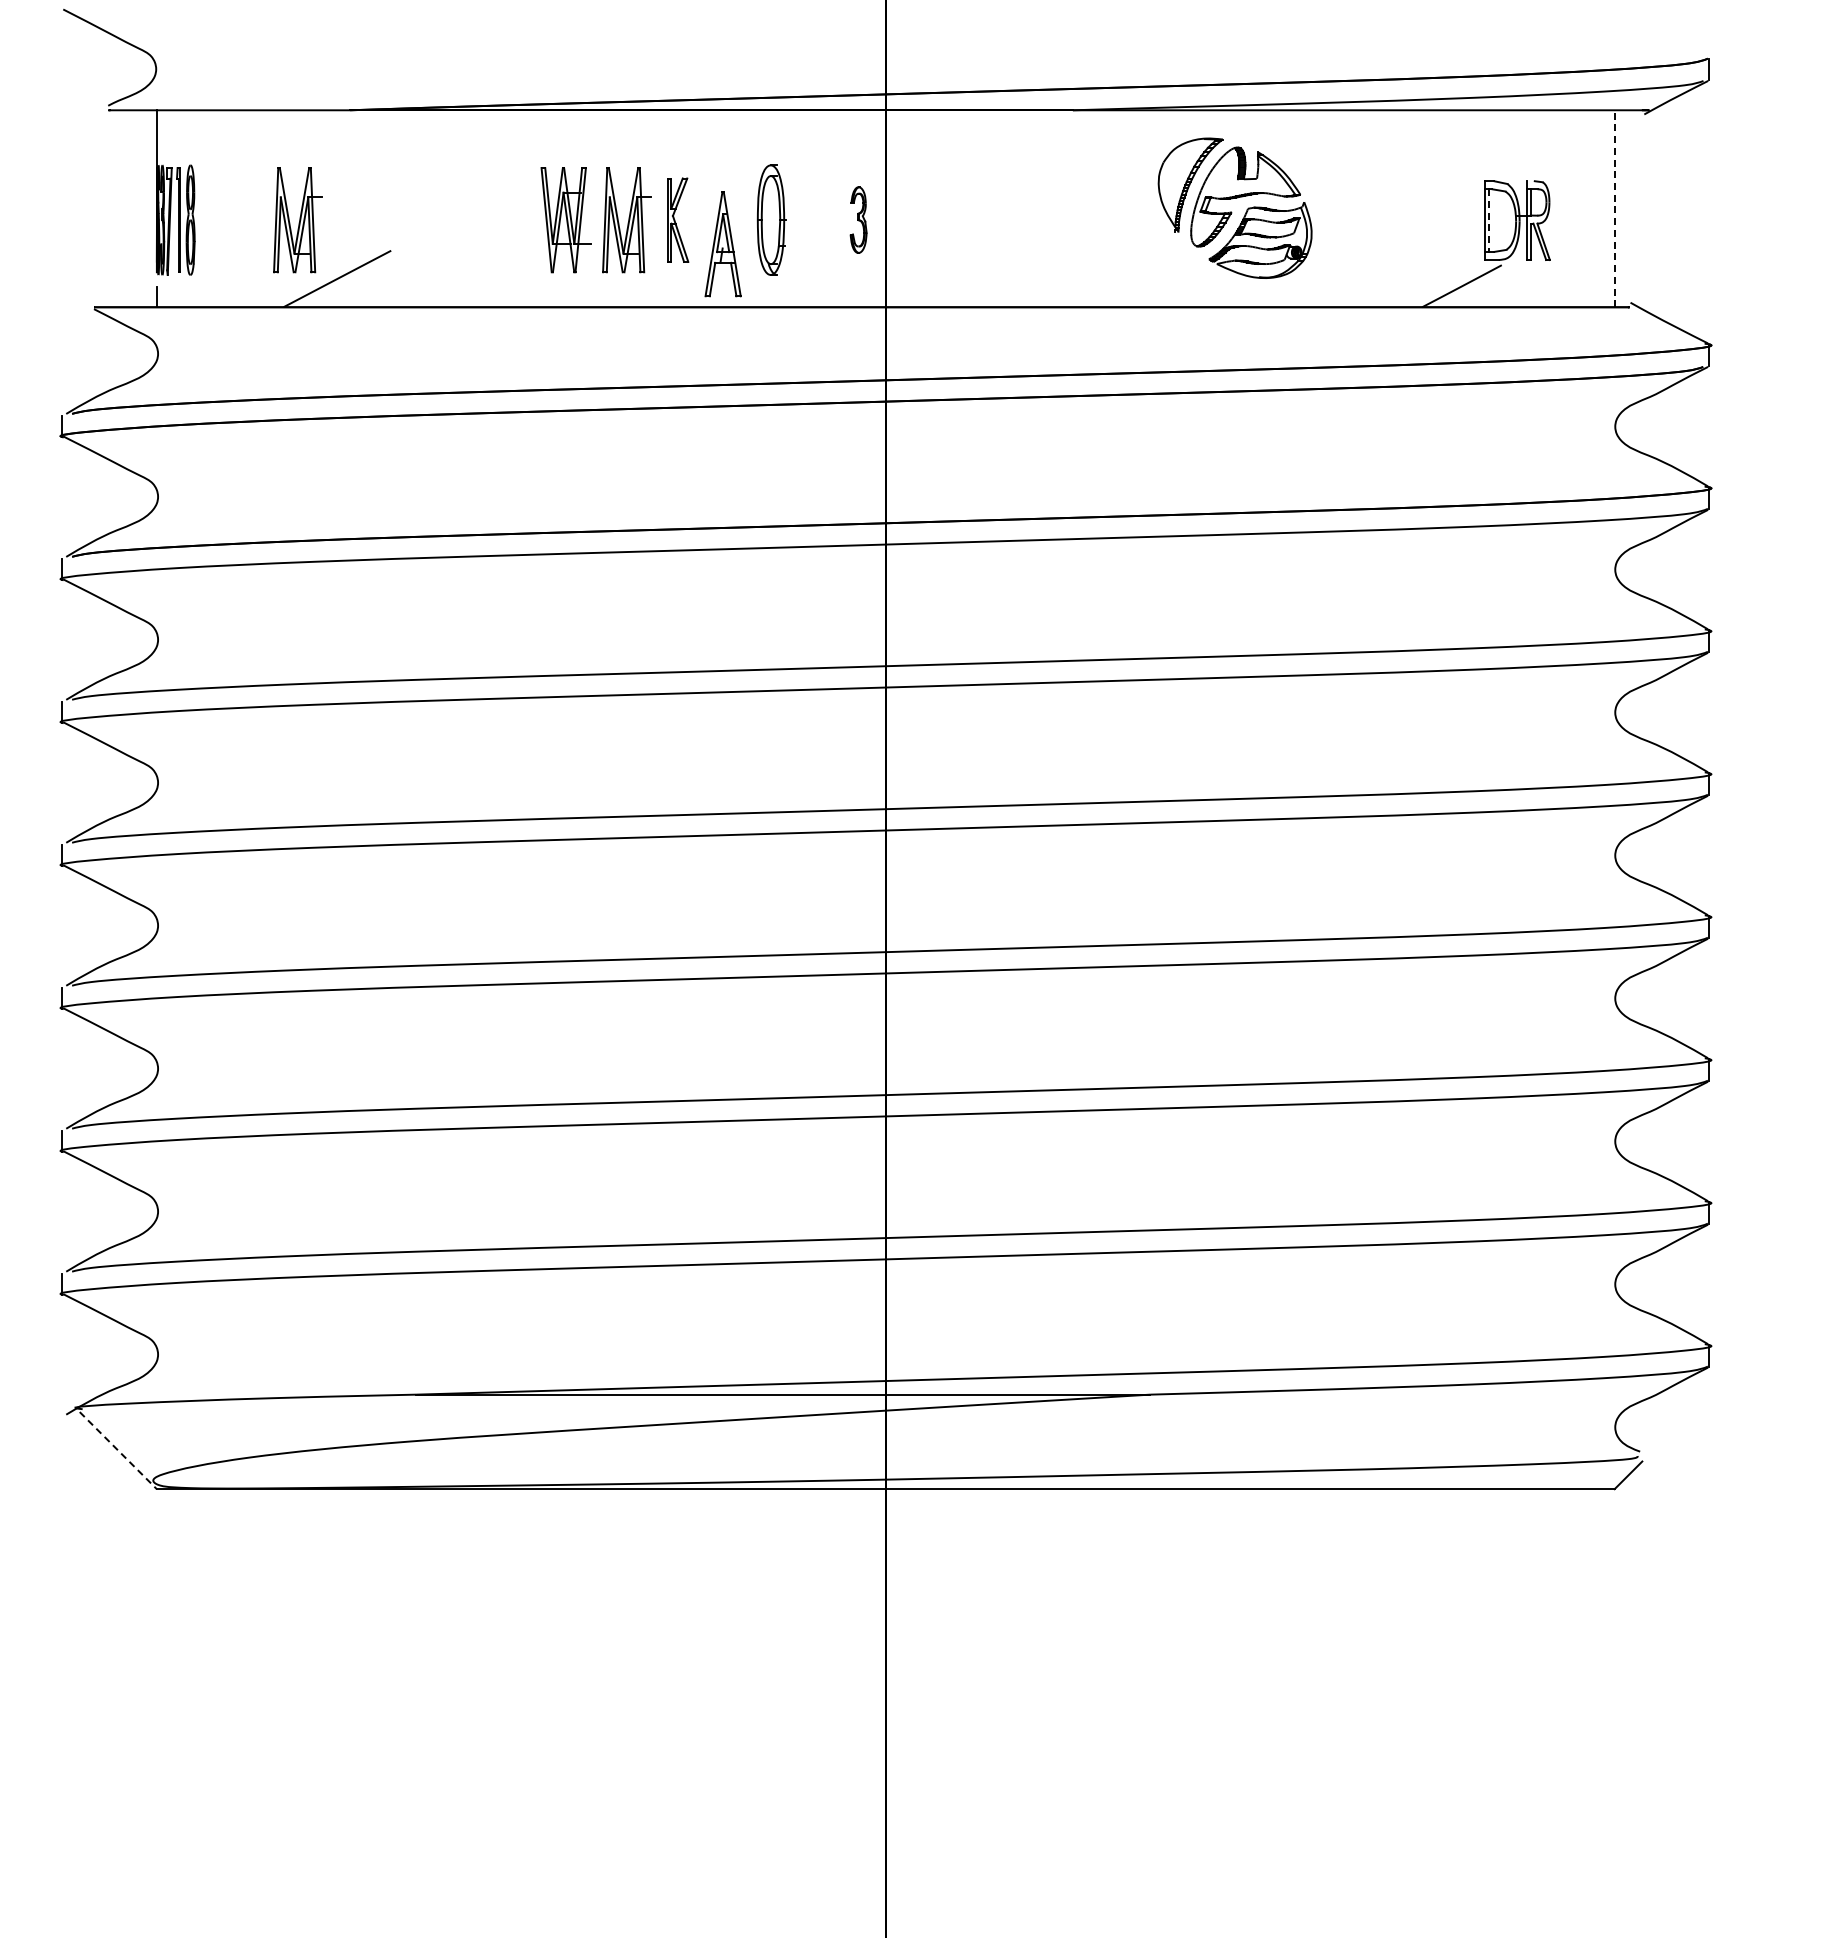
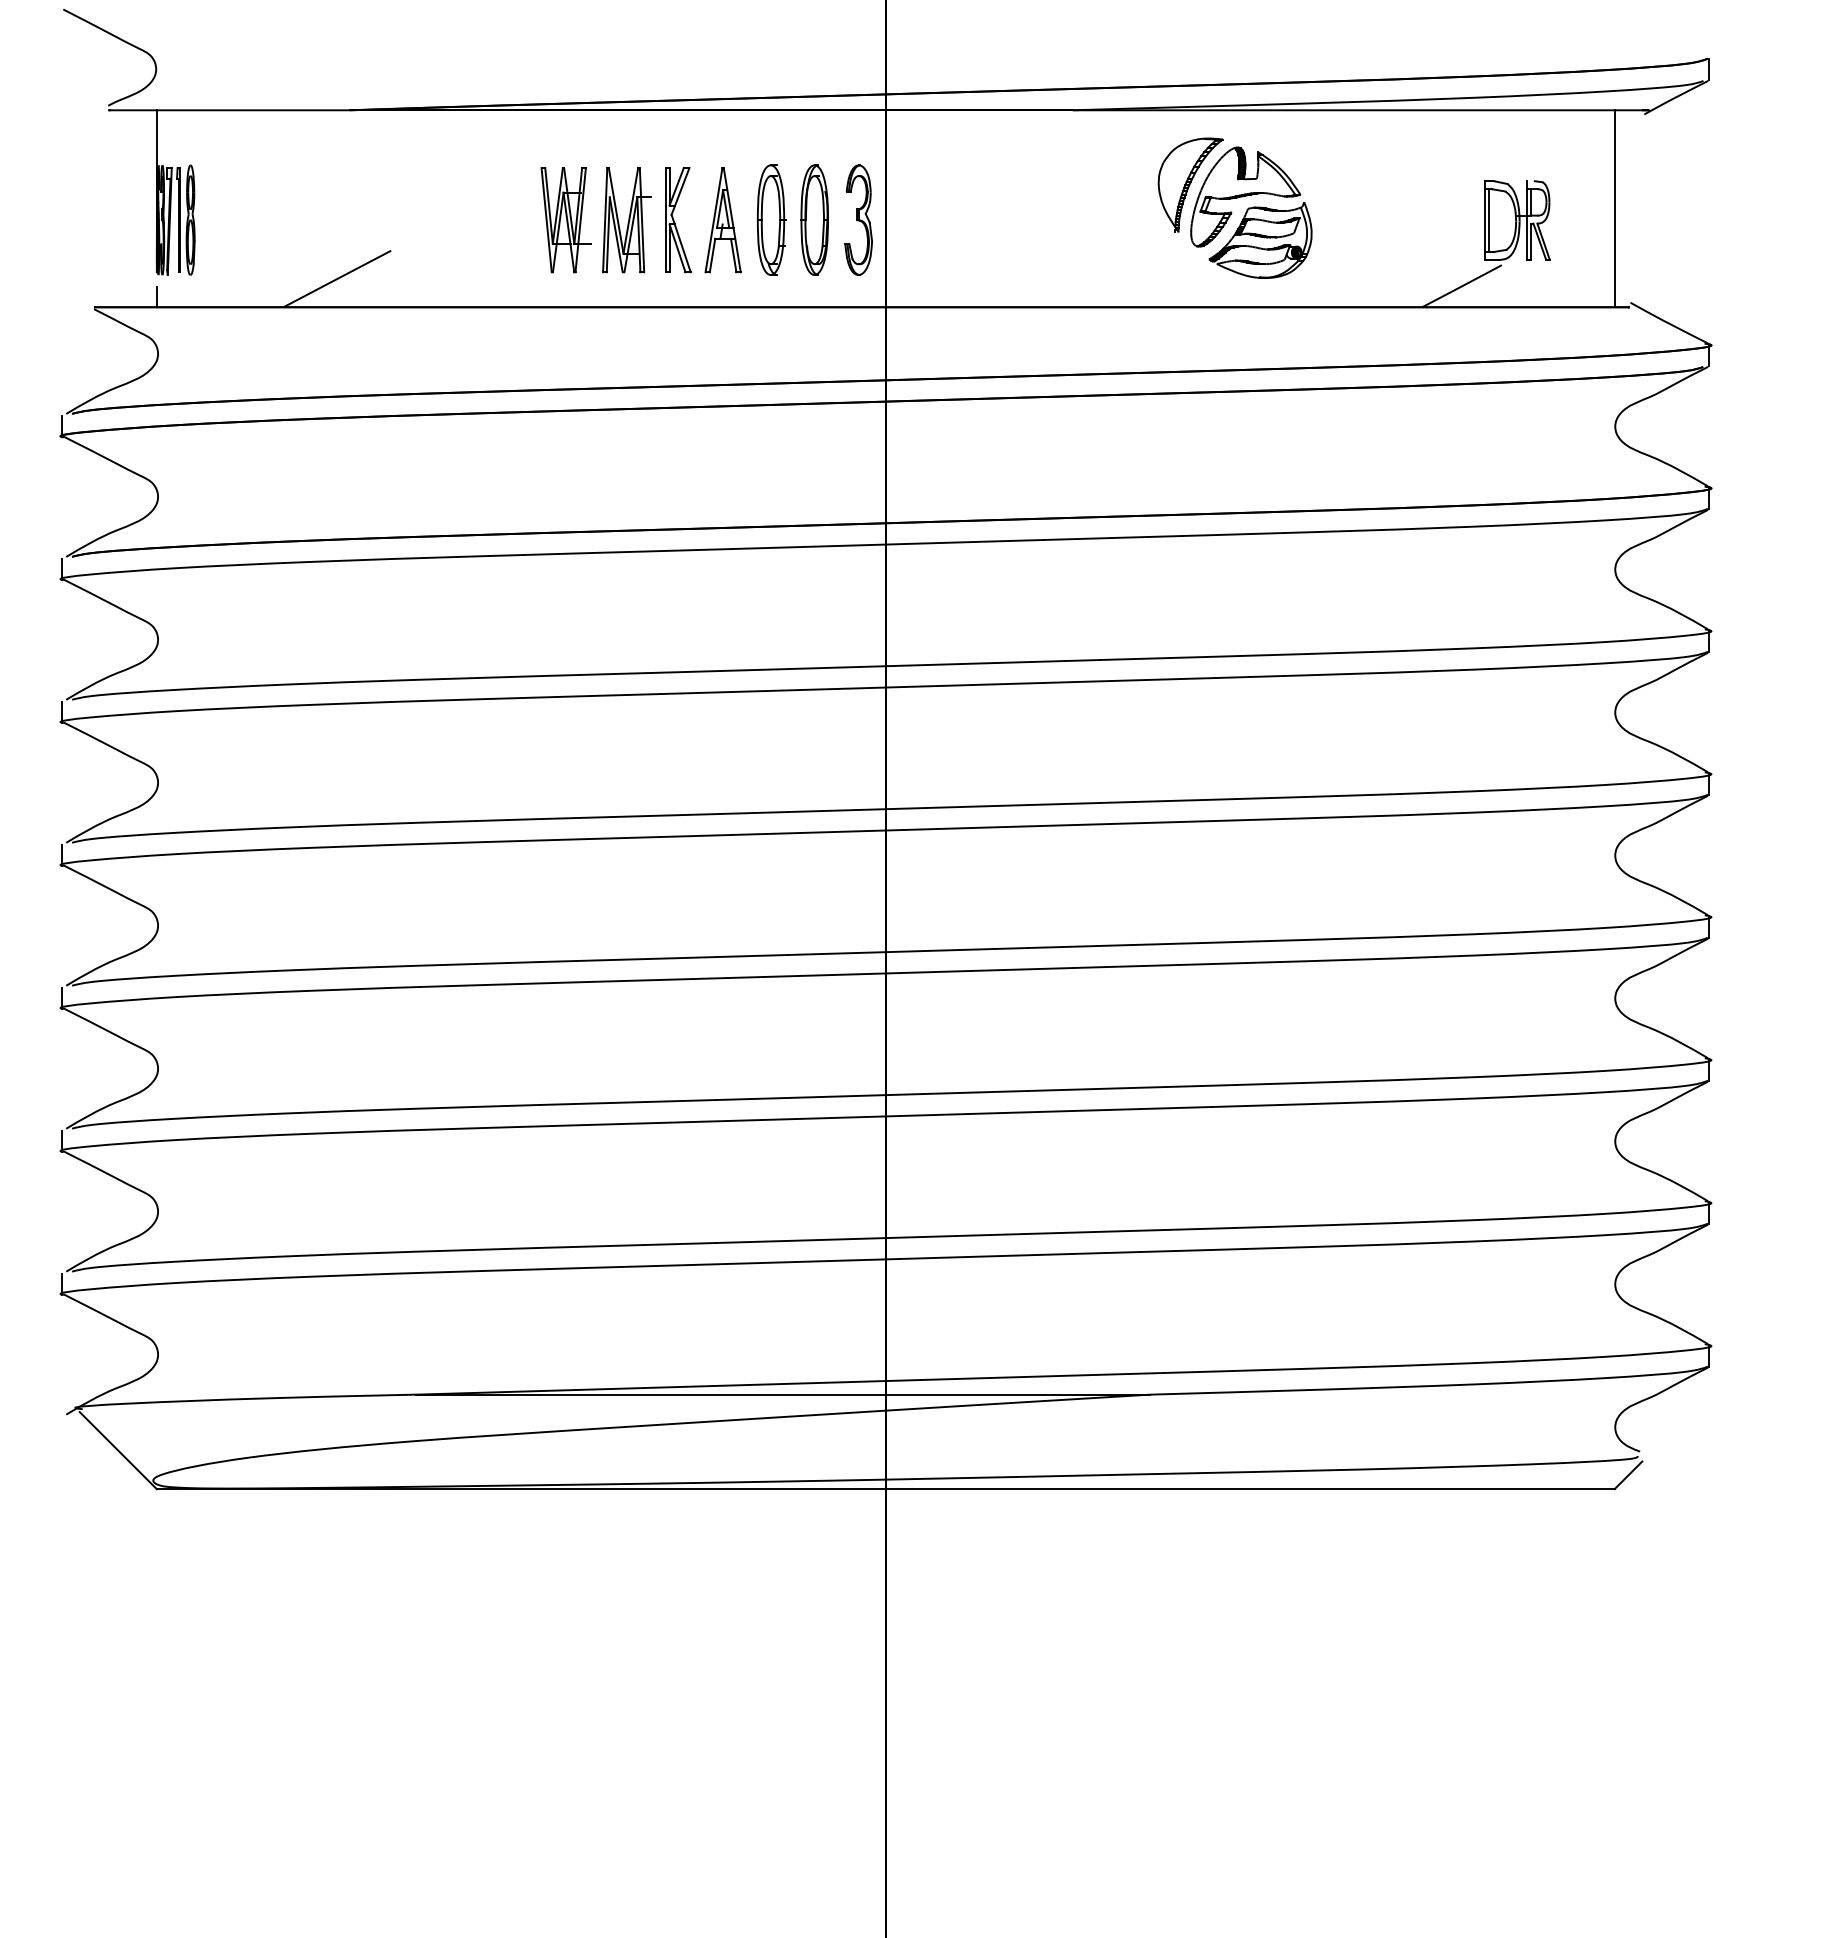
line: dashed -> solid (1614, 208)
part size: 23x86 px -> 27x107 px (678, 220)
part: none -> present (814, 219)
part size: 19x68 px -> 29x112 px (858, 219)
part: present -> none (297, 220)
line: dashed -> solid (1489, 221)
part position: (722, 244) -> (722, 220) (722, 220)
line: dashed -> solid (118, 1450)
